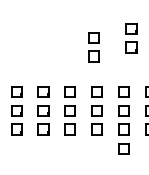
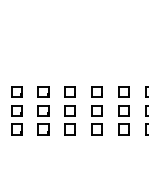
part: present -> none (131, 38)
part: present -> none (93, 47)
part: present -> none (123, 148)
